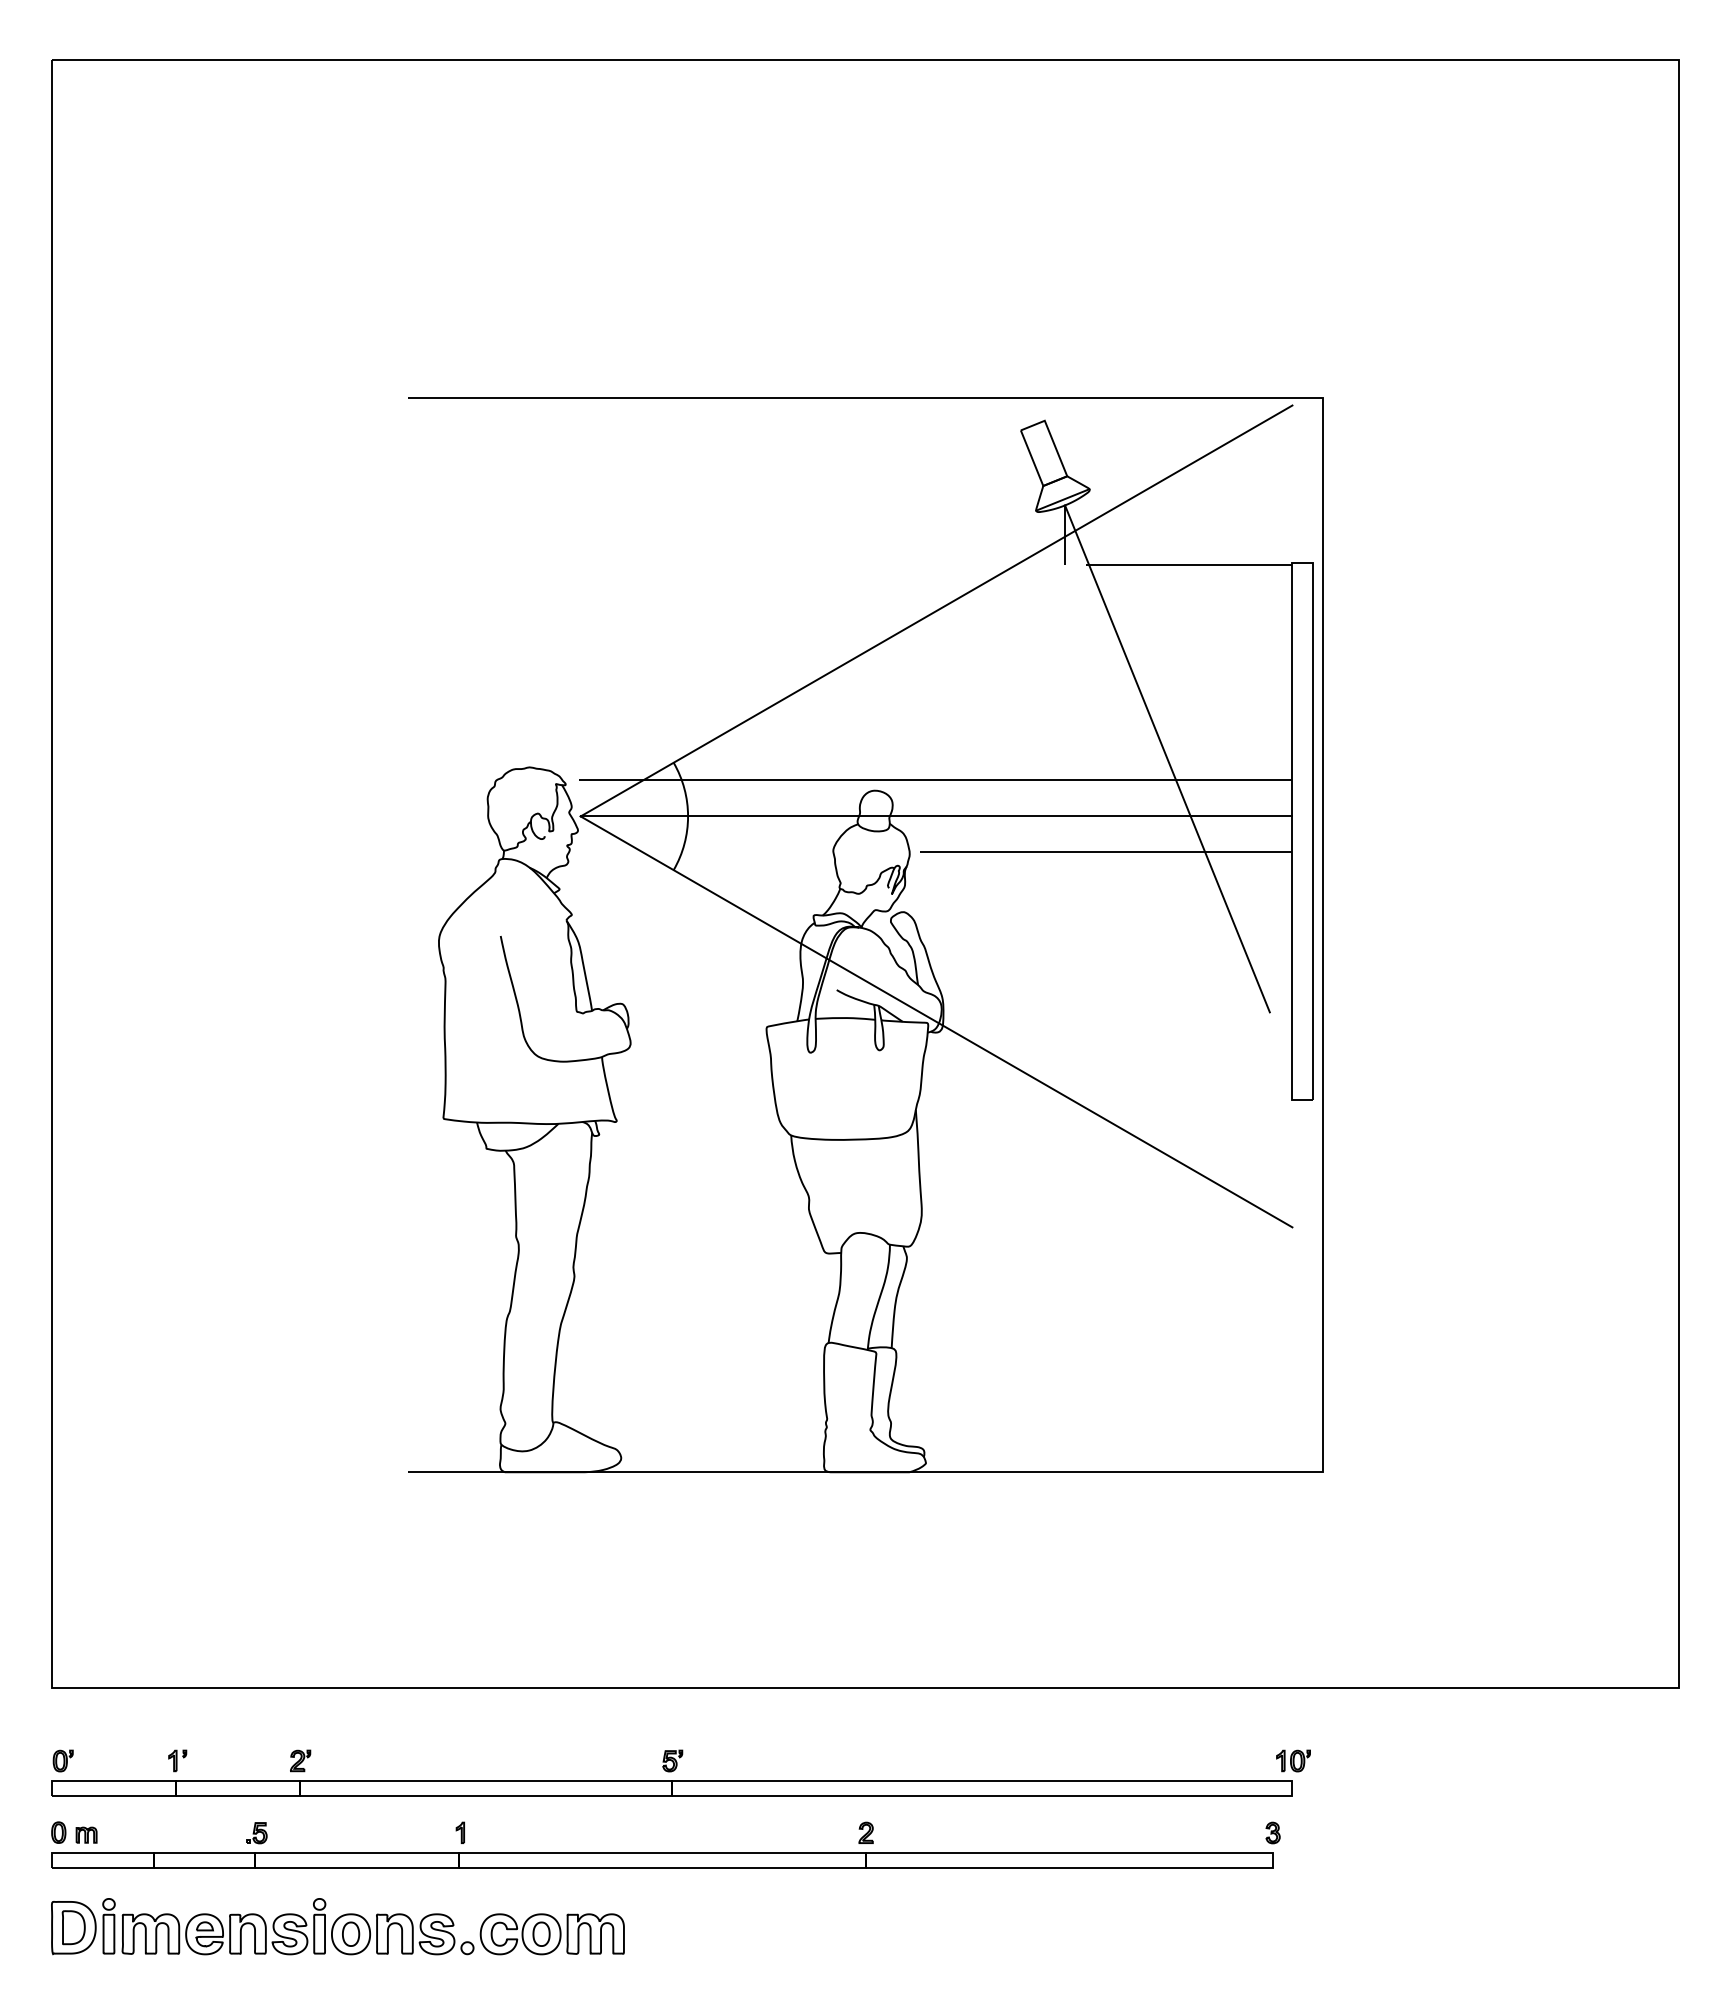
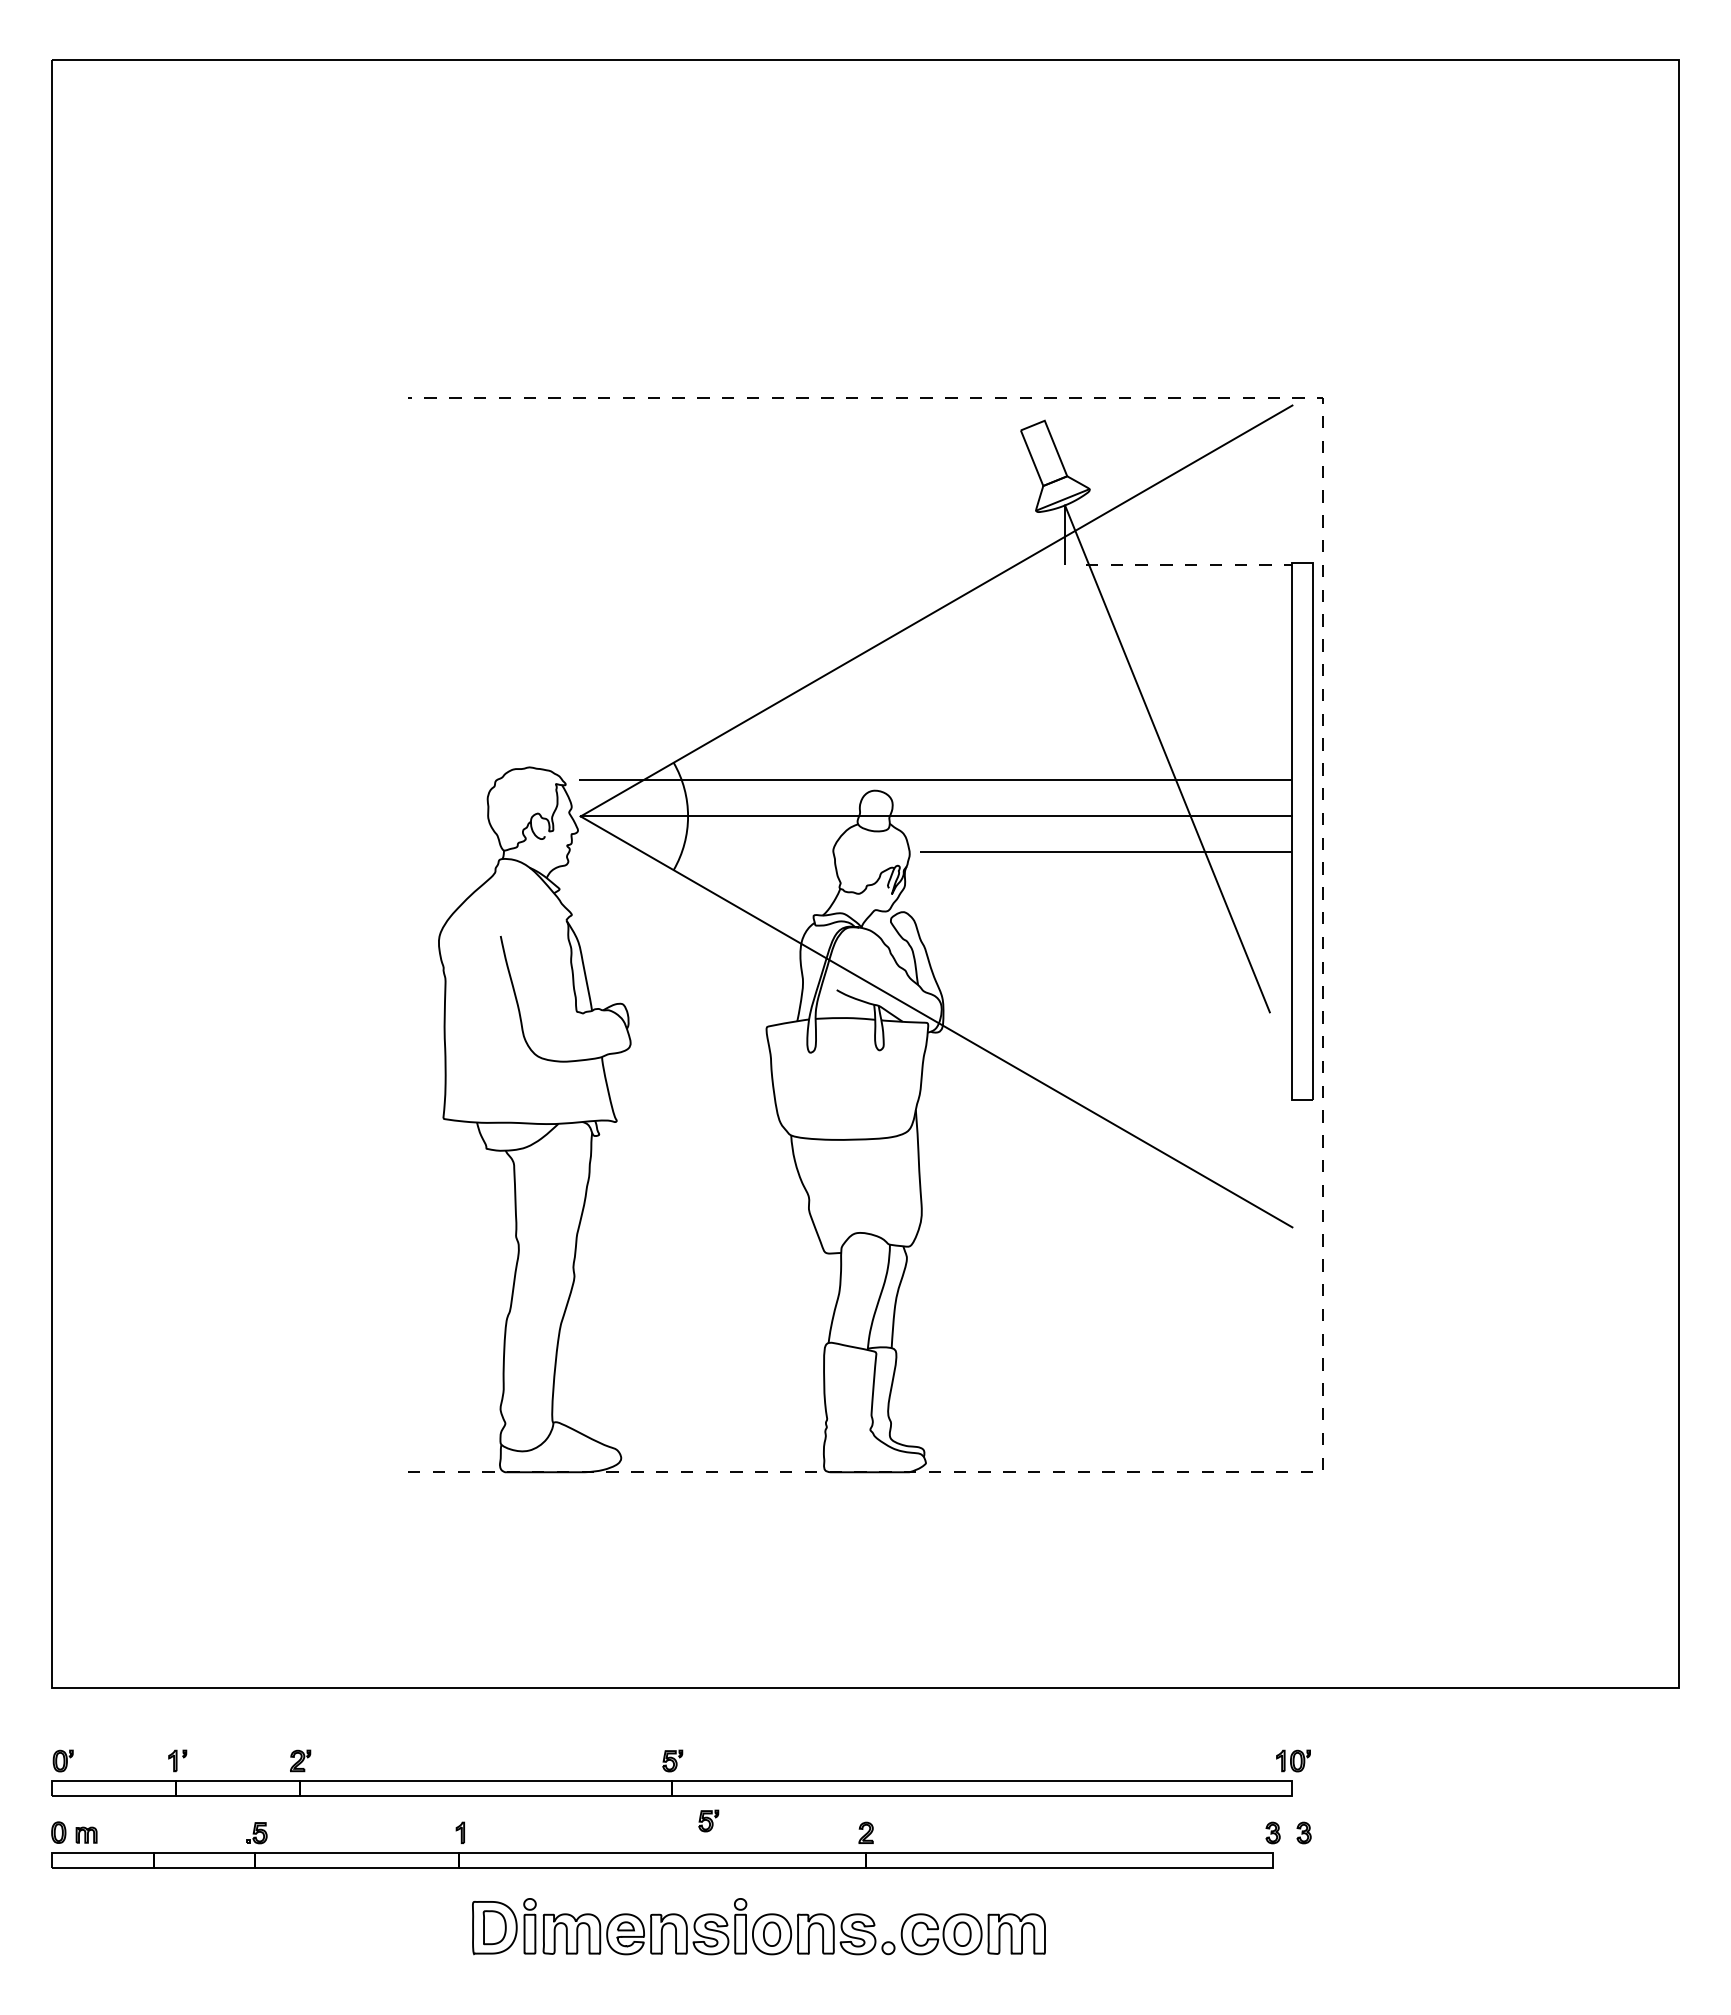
line: solid -> dashed (1189, 564)
line: solid -> dashed (1323, 934)
part: none -> present (708, 1820)
part: none -> present (1303, 1832)
part position: (337, 1926) -> (758, 1926) (758, 1926)
